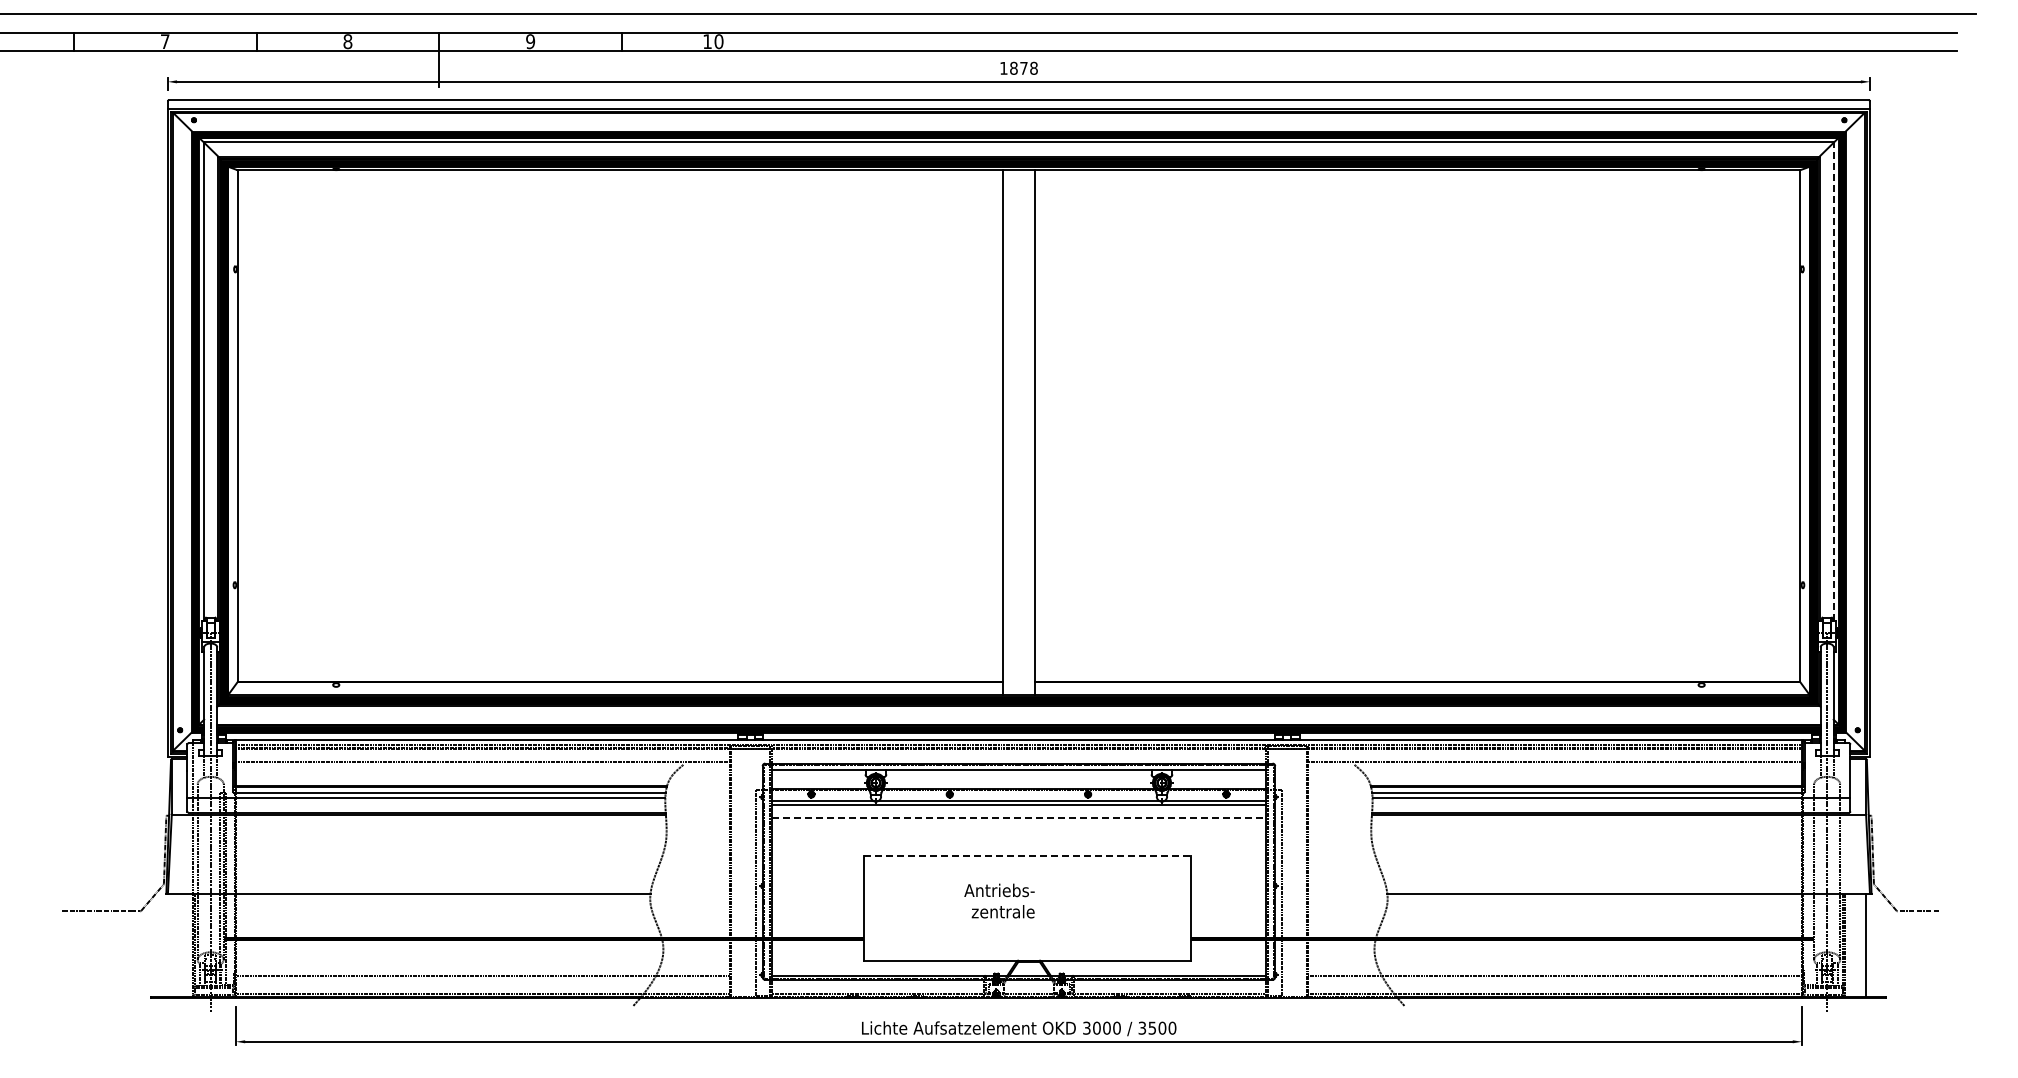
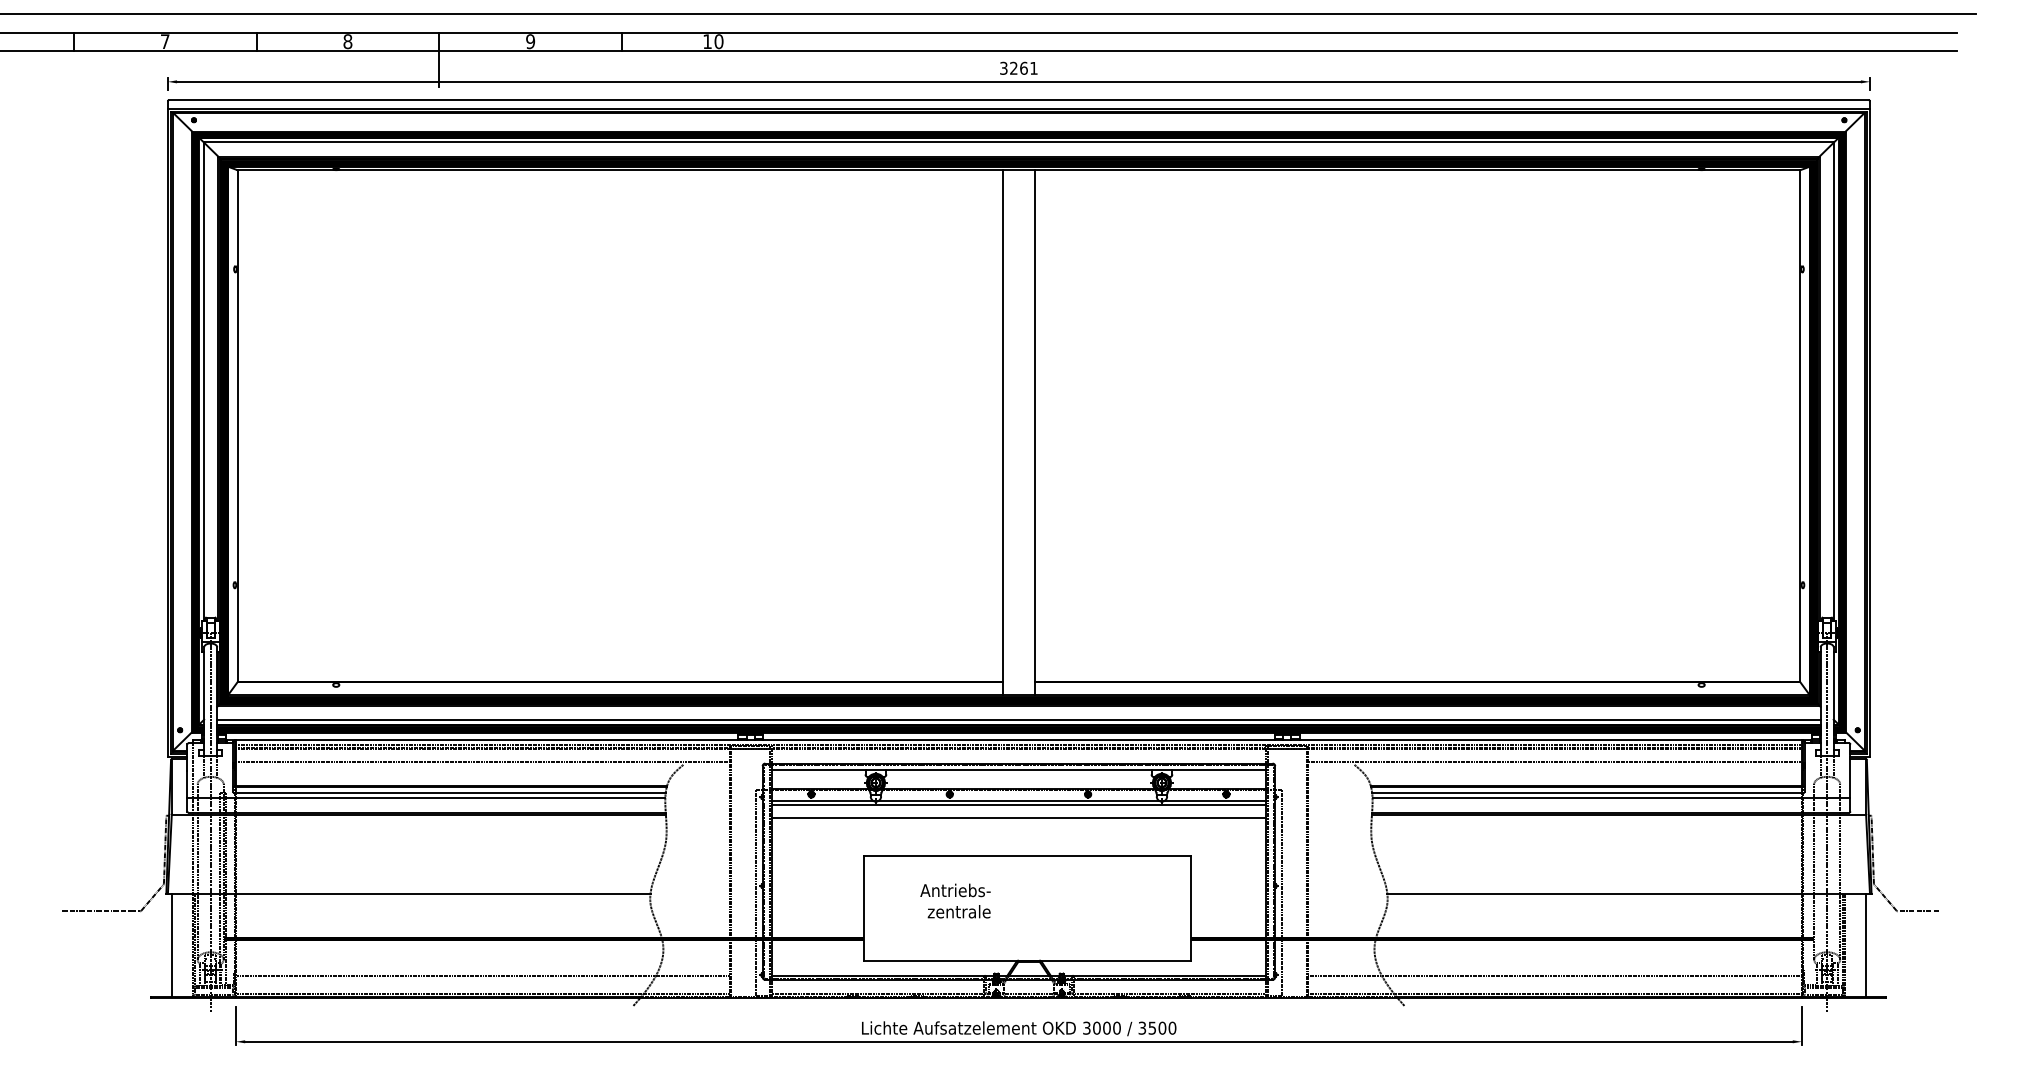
text: 1878 -> 3261 (1018, 67)
line: dashed -> solid (1834, 380)
line: none -> present (1018, 720)
line: dashed -> solid (1019, 817)
line: dashed -> solid (1027, 856)
text position: (999, 900) -> (955, 900) (955, 900)
line: none -> present (172, 944)
